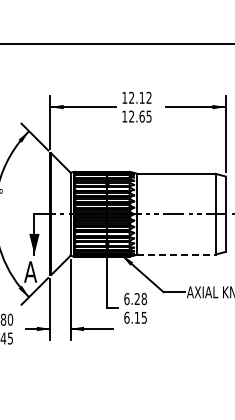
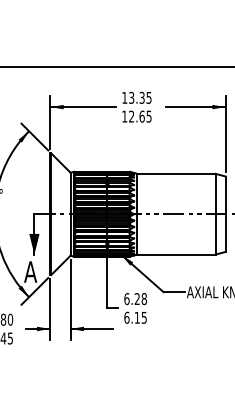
line position: (116, 43) -> (116, 66) (116, 66)
text: 12.12 -> 13.35 (140, 97)
line: dashed -> solid (177, 254)
